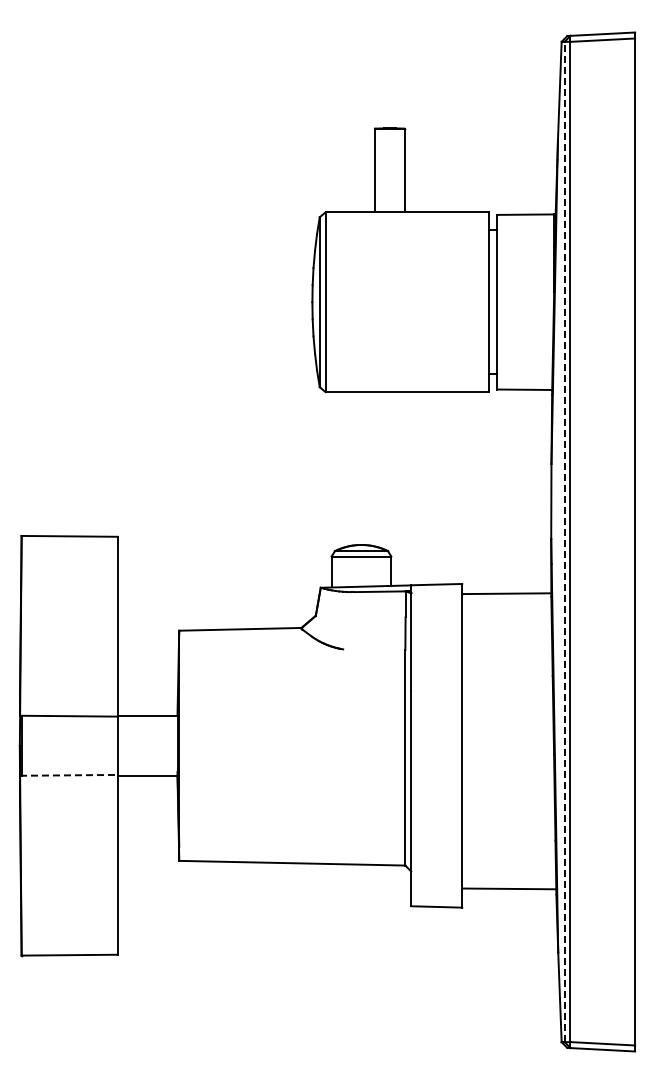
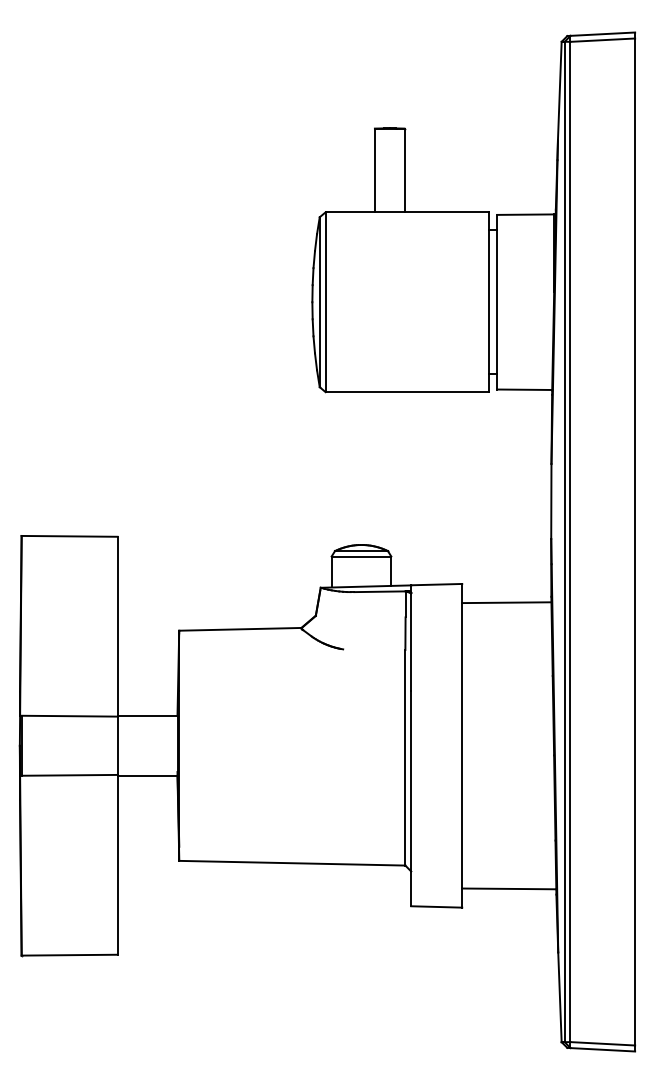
line: dashed -> solid (564, 541)
line position: (506, 593) -> (506, 602) (506, 602)
line: dashed -> solid (68, 775)
